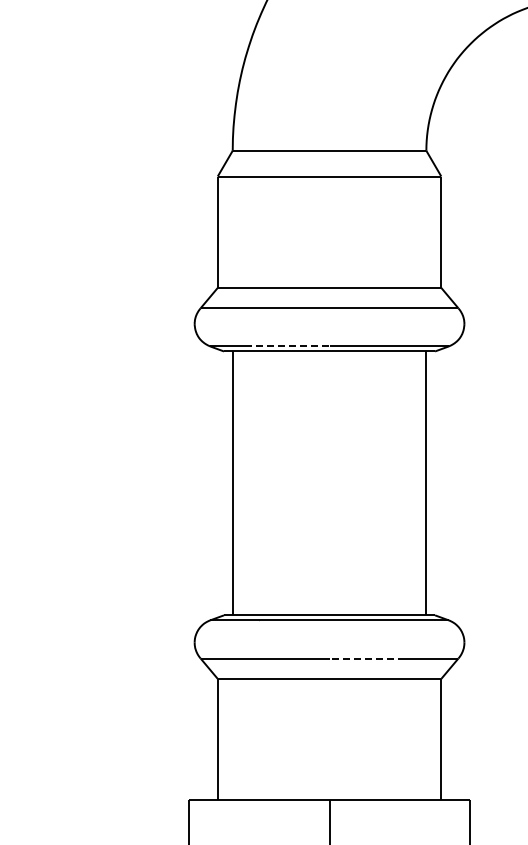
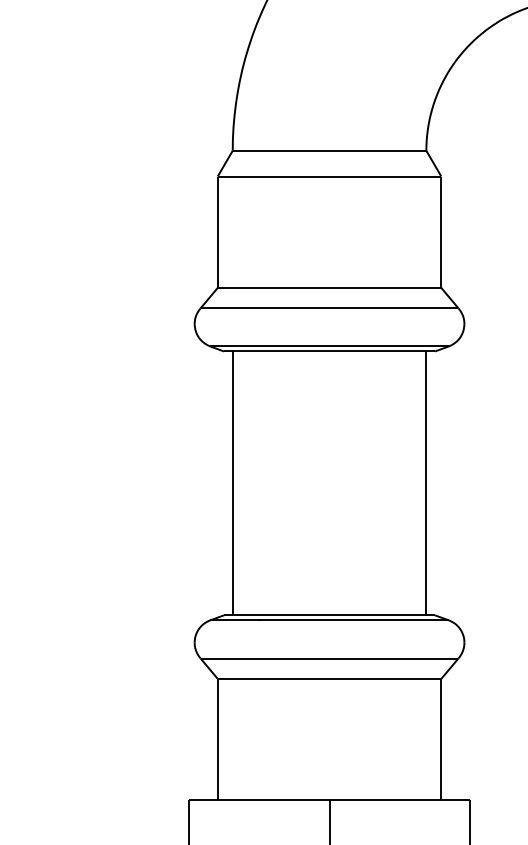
line: dashed -> solid (287, 346)
line: dashed -> solid (367, 658)
